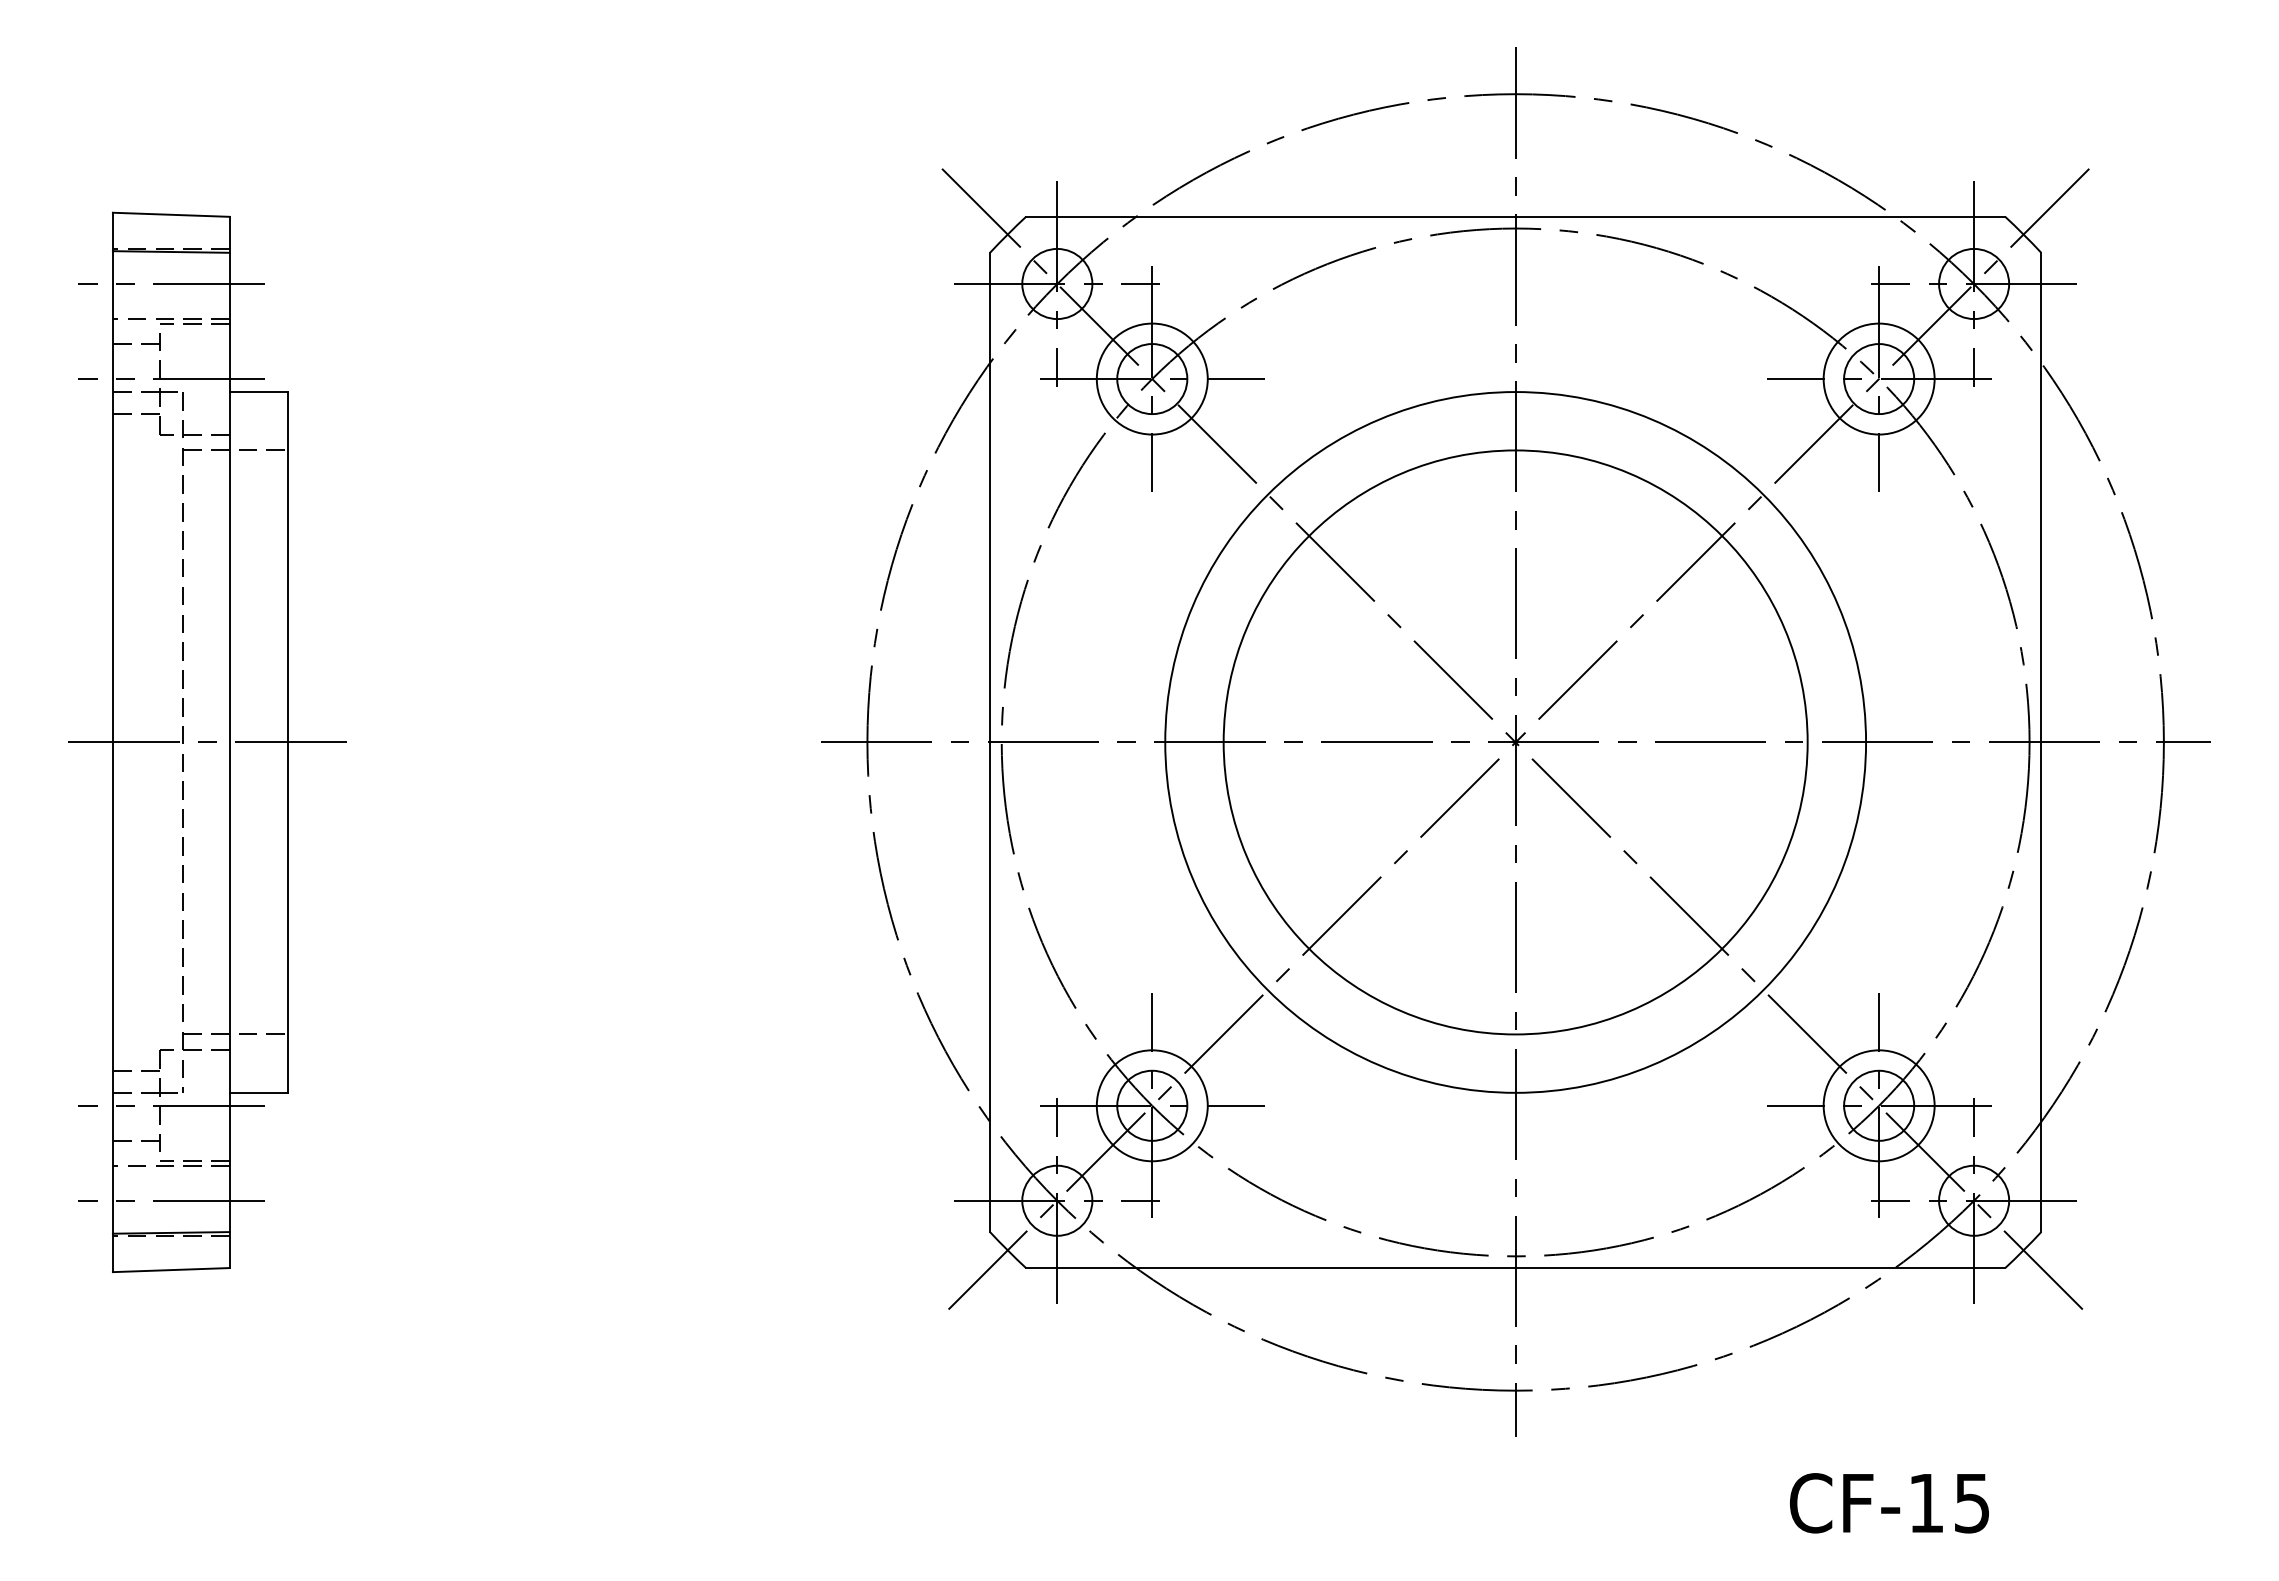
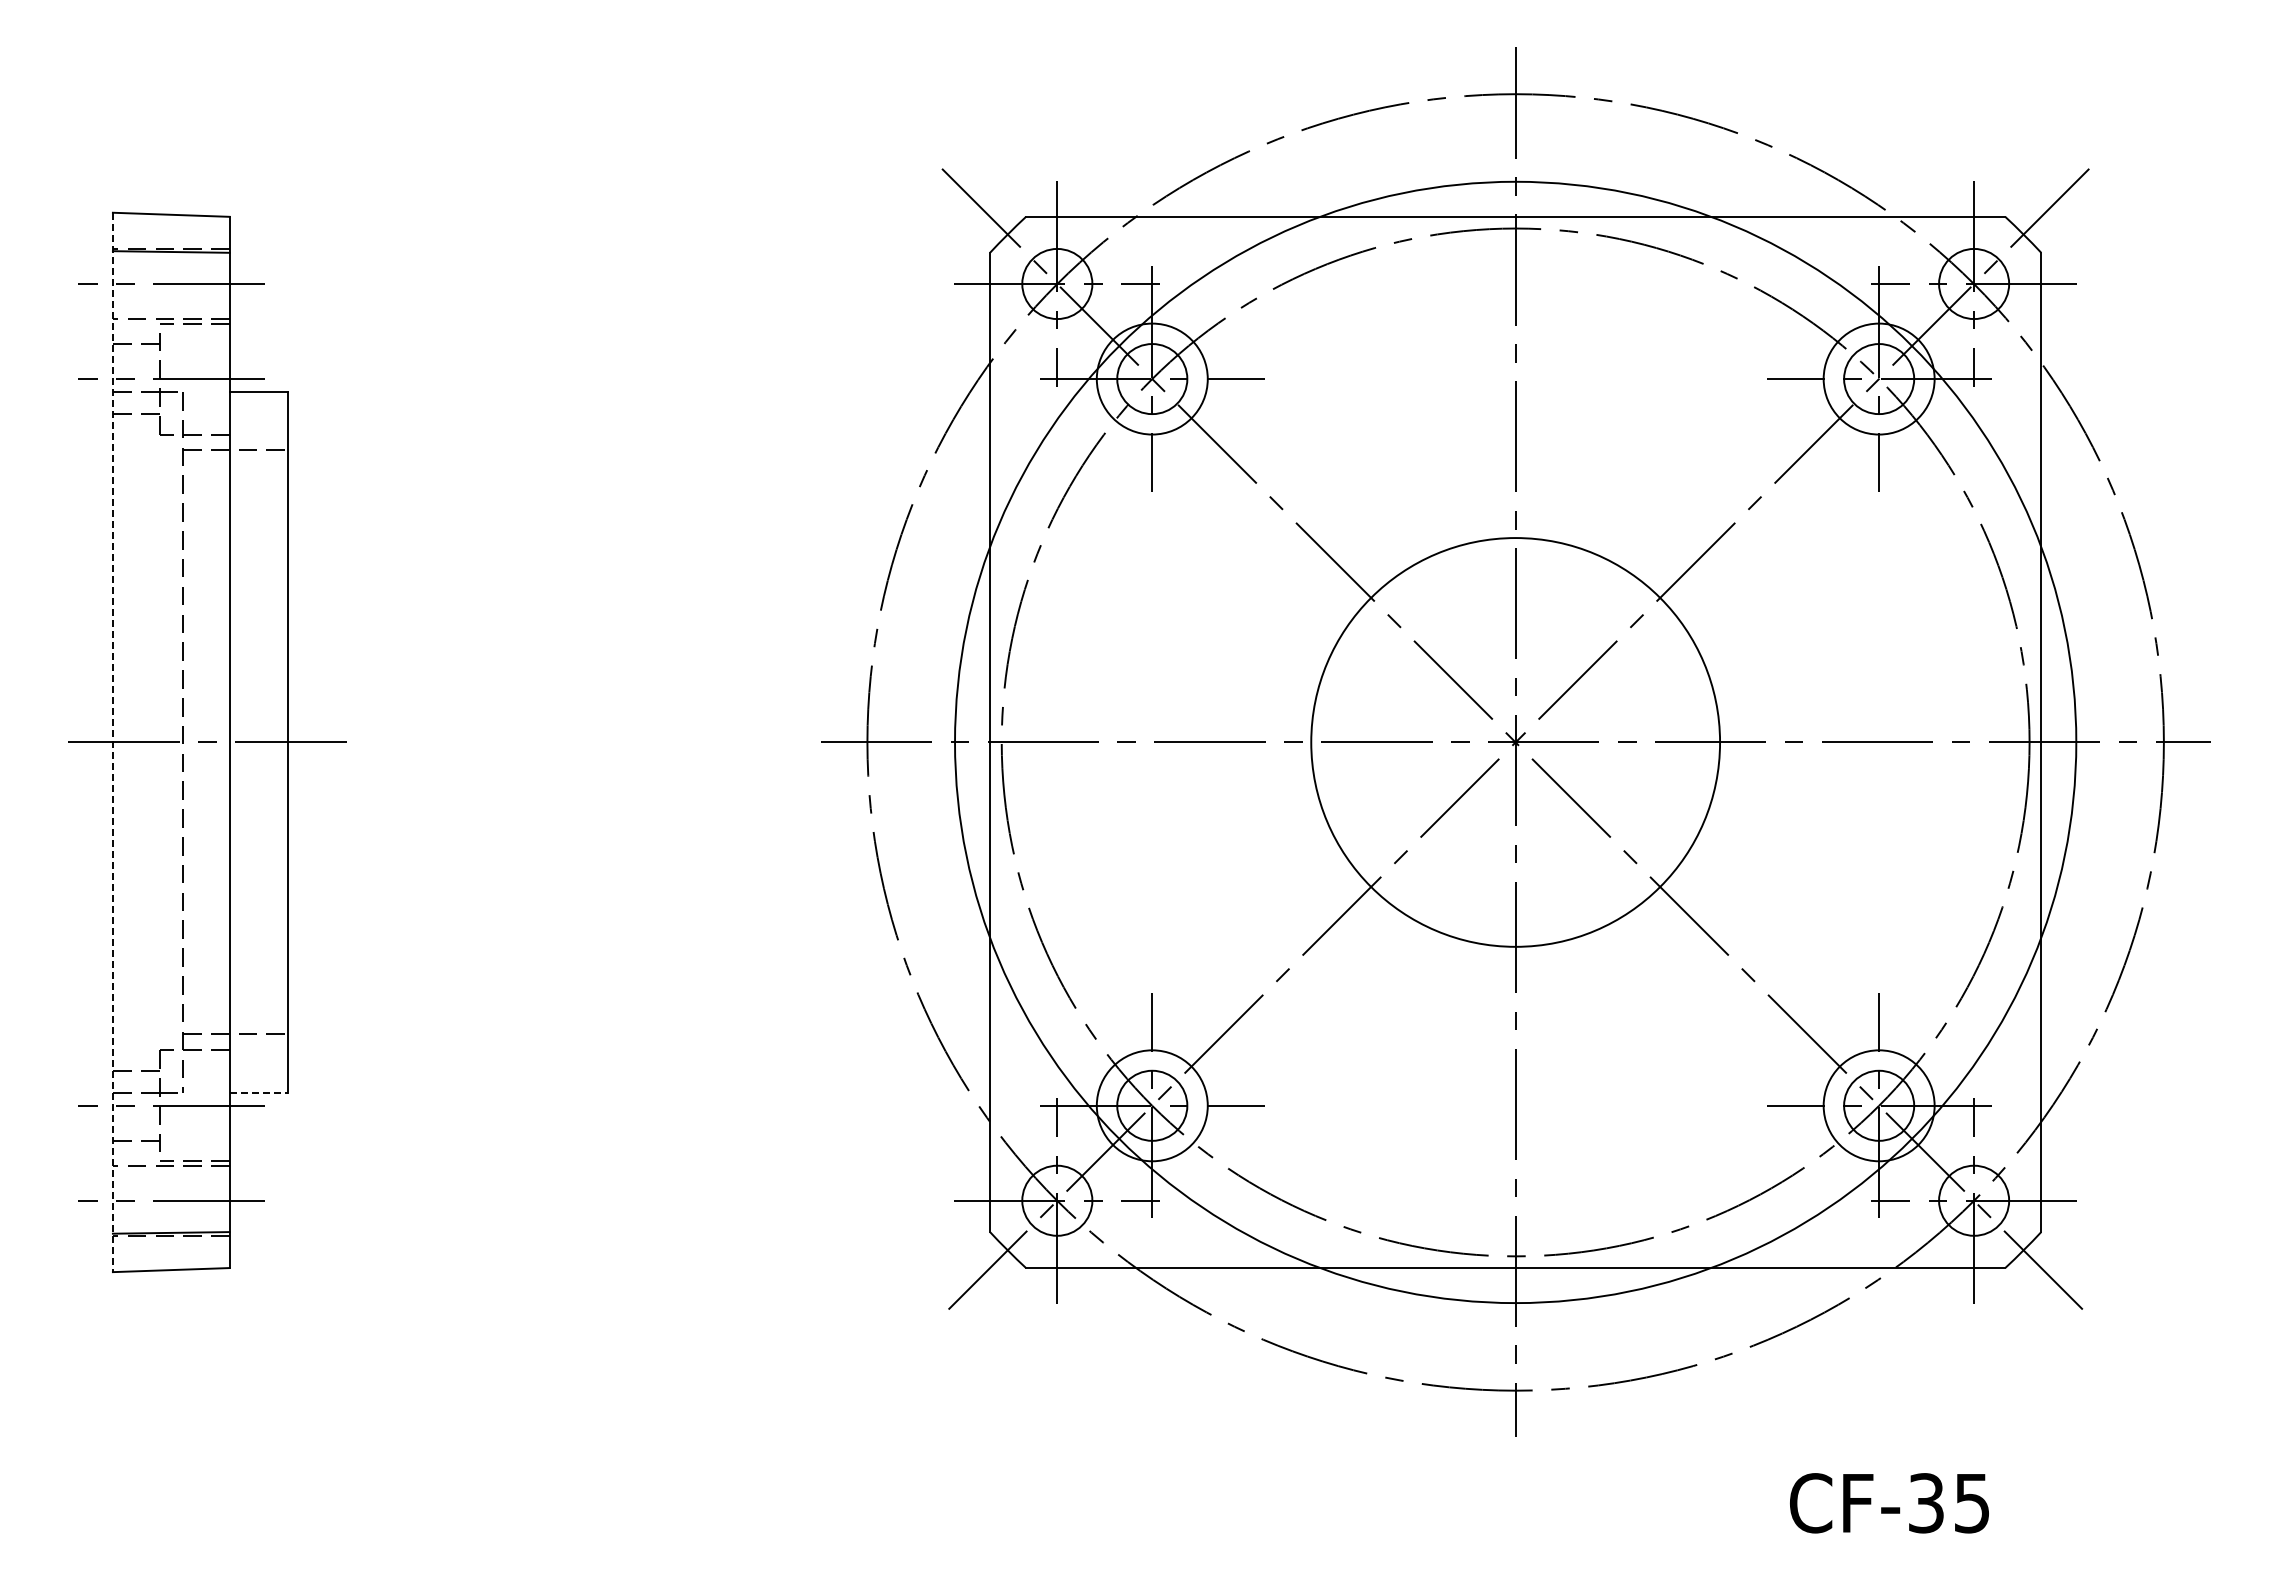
line: solid -> dashed (112, 742)
circle diameter: 584 px -> 409 px (1515, 742)
circle diameter: 701 px -> 1121 px (1515, 742)
line: solid -> dashed (259, 1092)
text: CF-15 -> CF-35 (1926, 1503)
